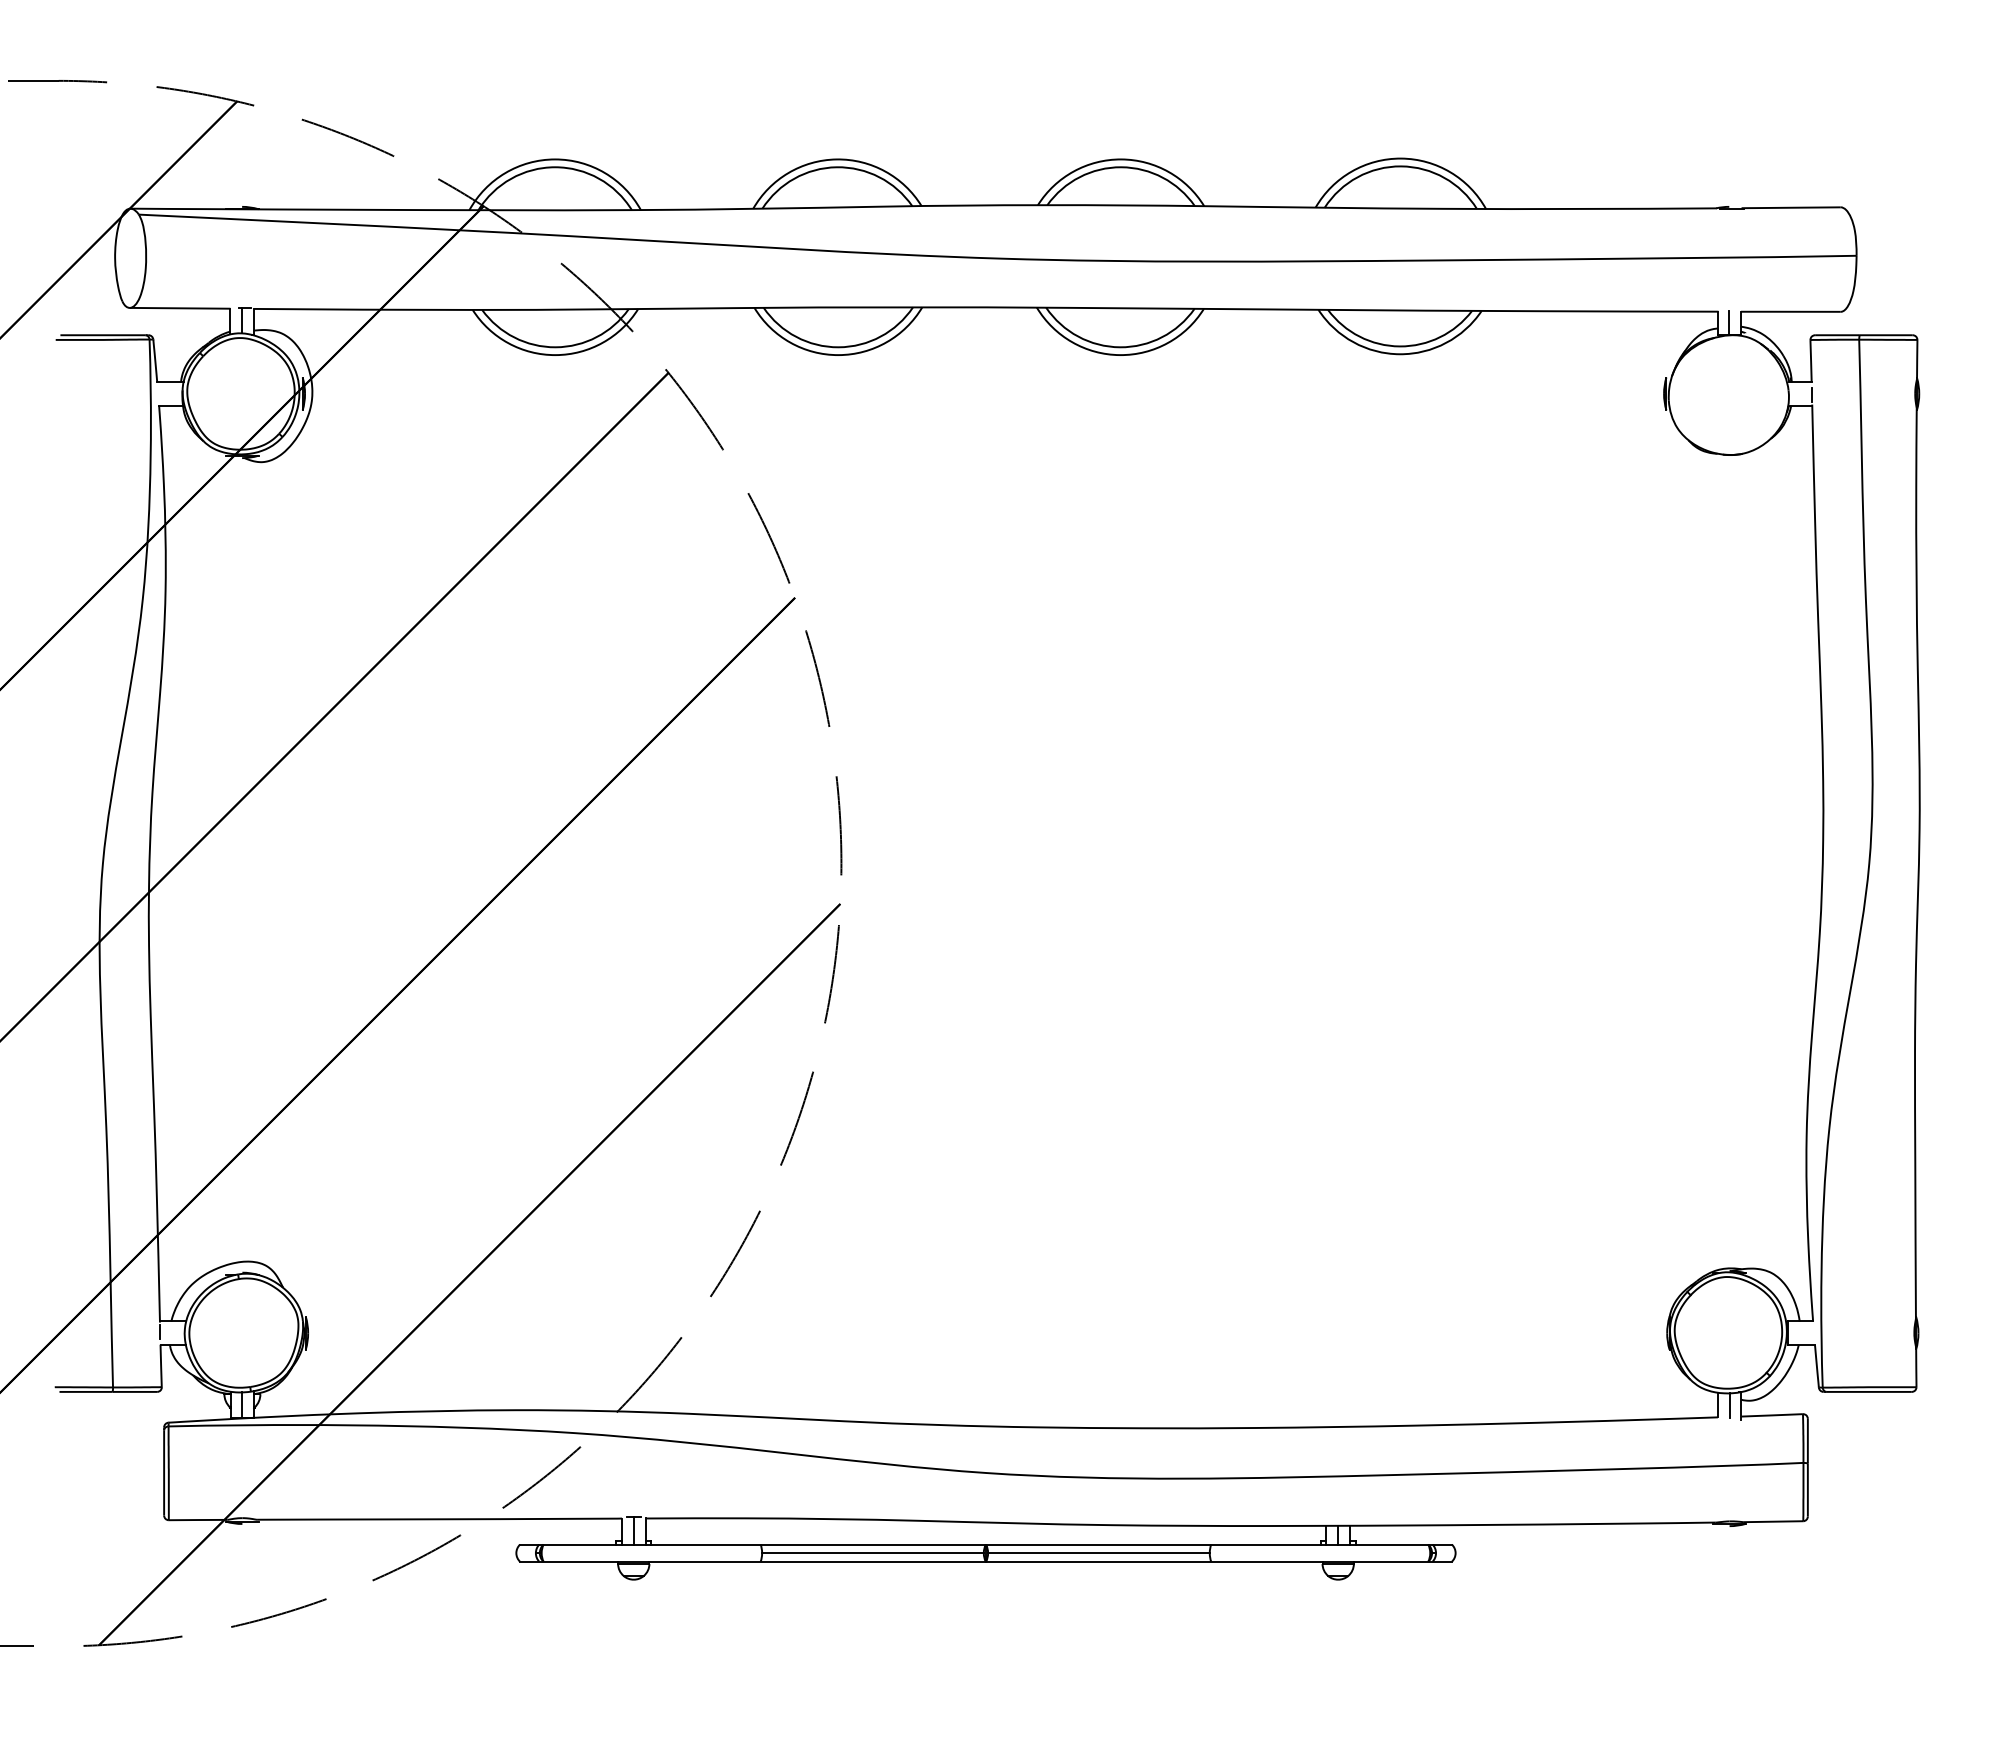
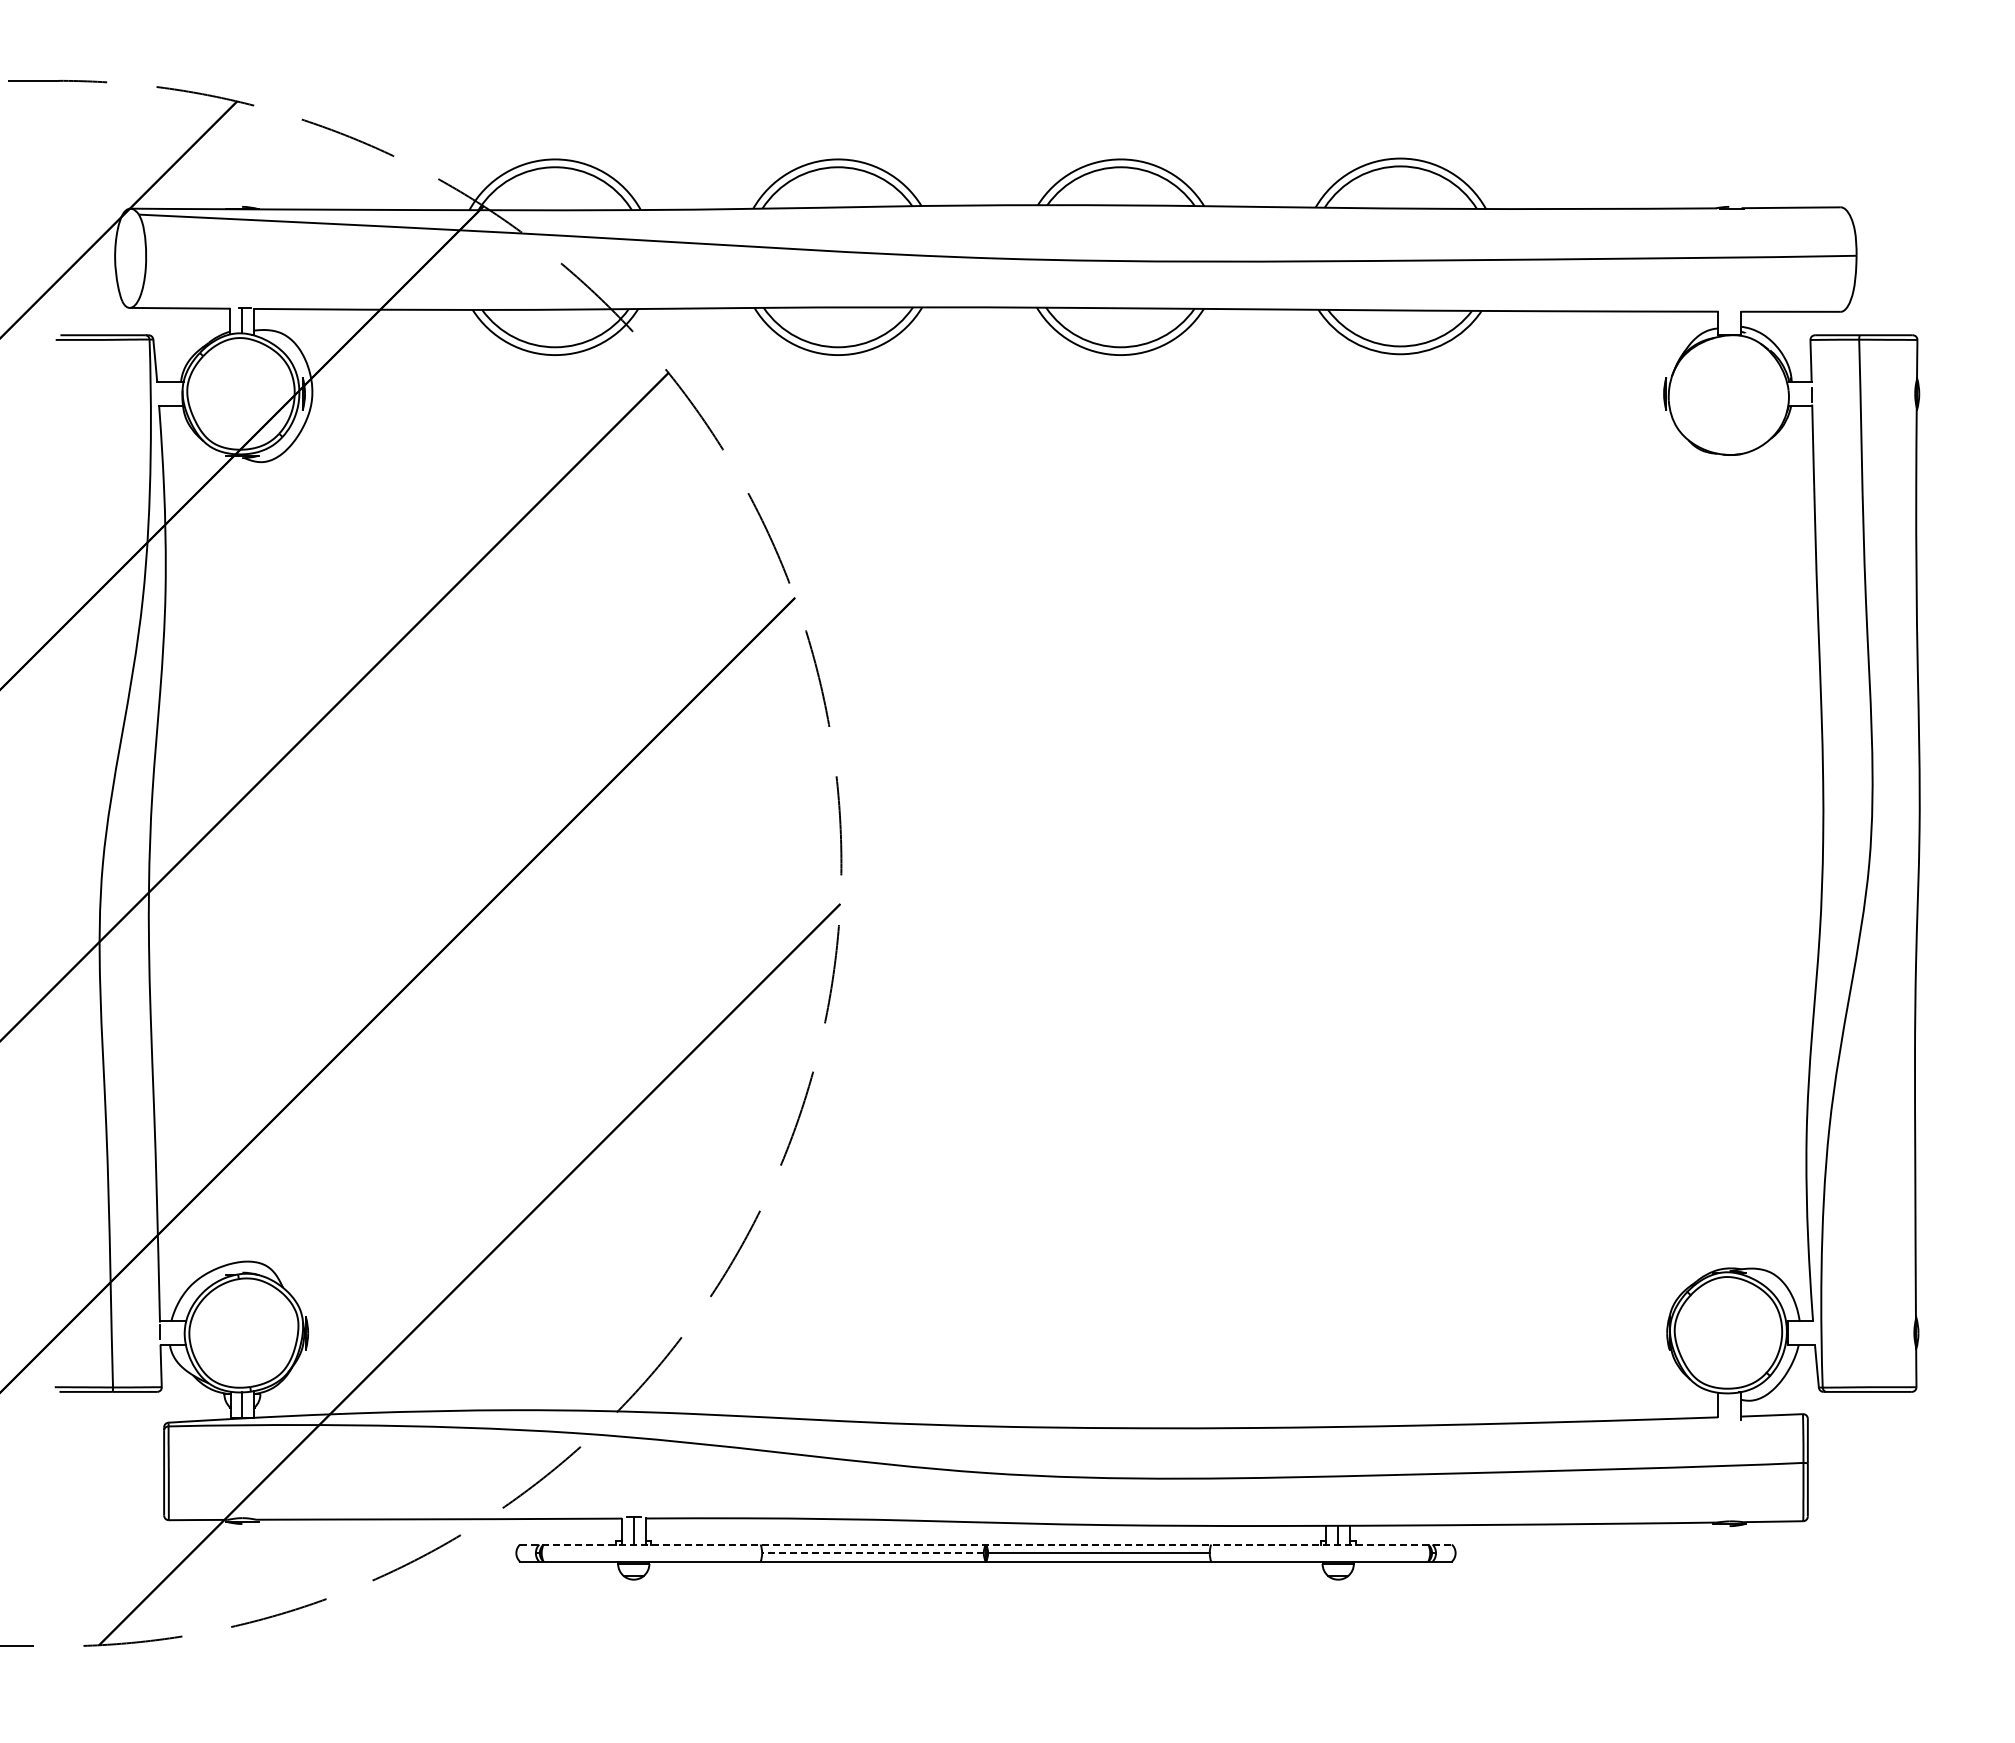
line: present -> none (1729, 322)
line: present -> none (1729, 1405)
line: solid -> dashed (985, 1544)
line: solid -> dashed (873, 1553)
